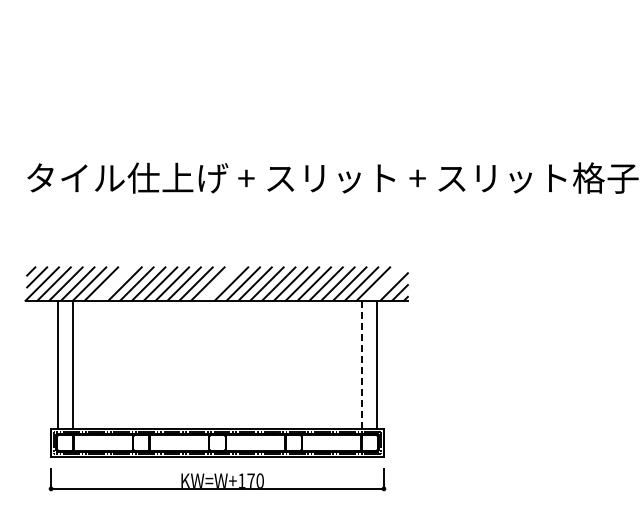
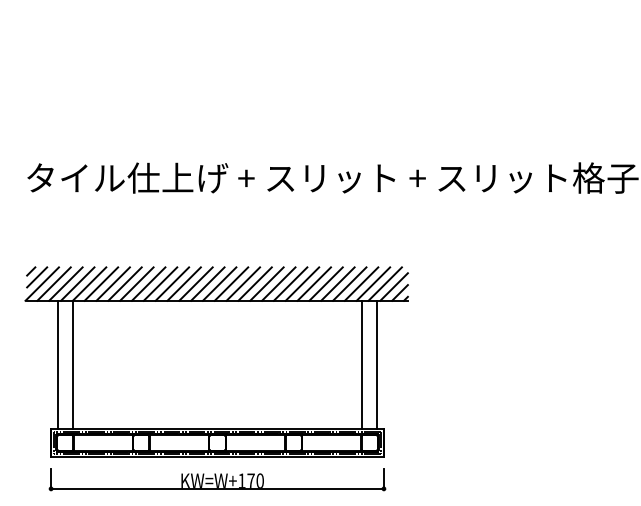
line: none -> present (112, 283)
line: none -> present (219, 283)
line: none -> present (384, 283)
line: dashed -> solid (362, 364)
